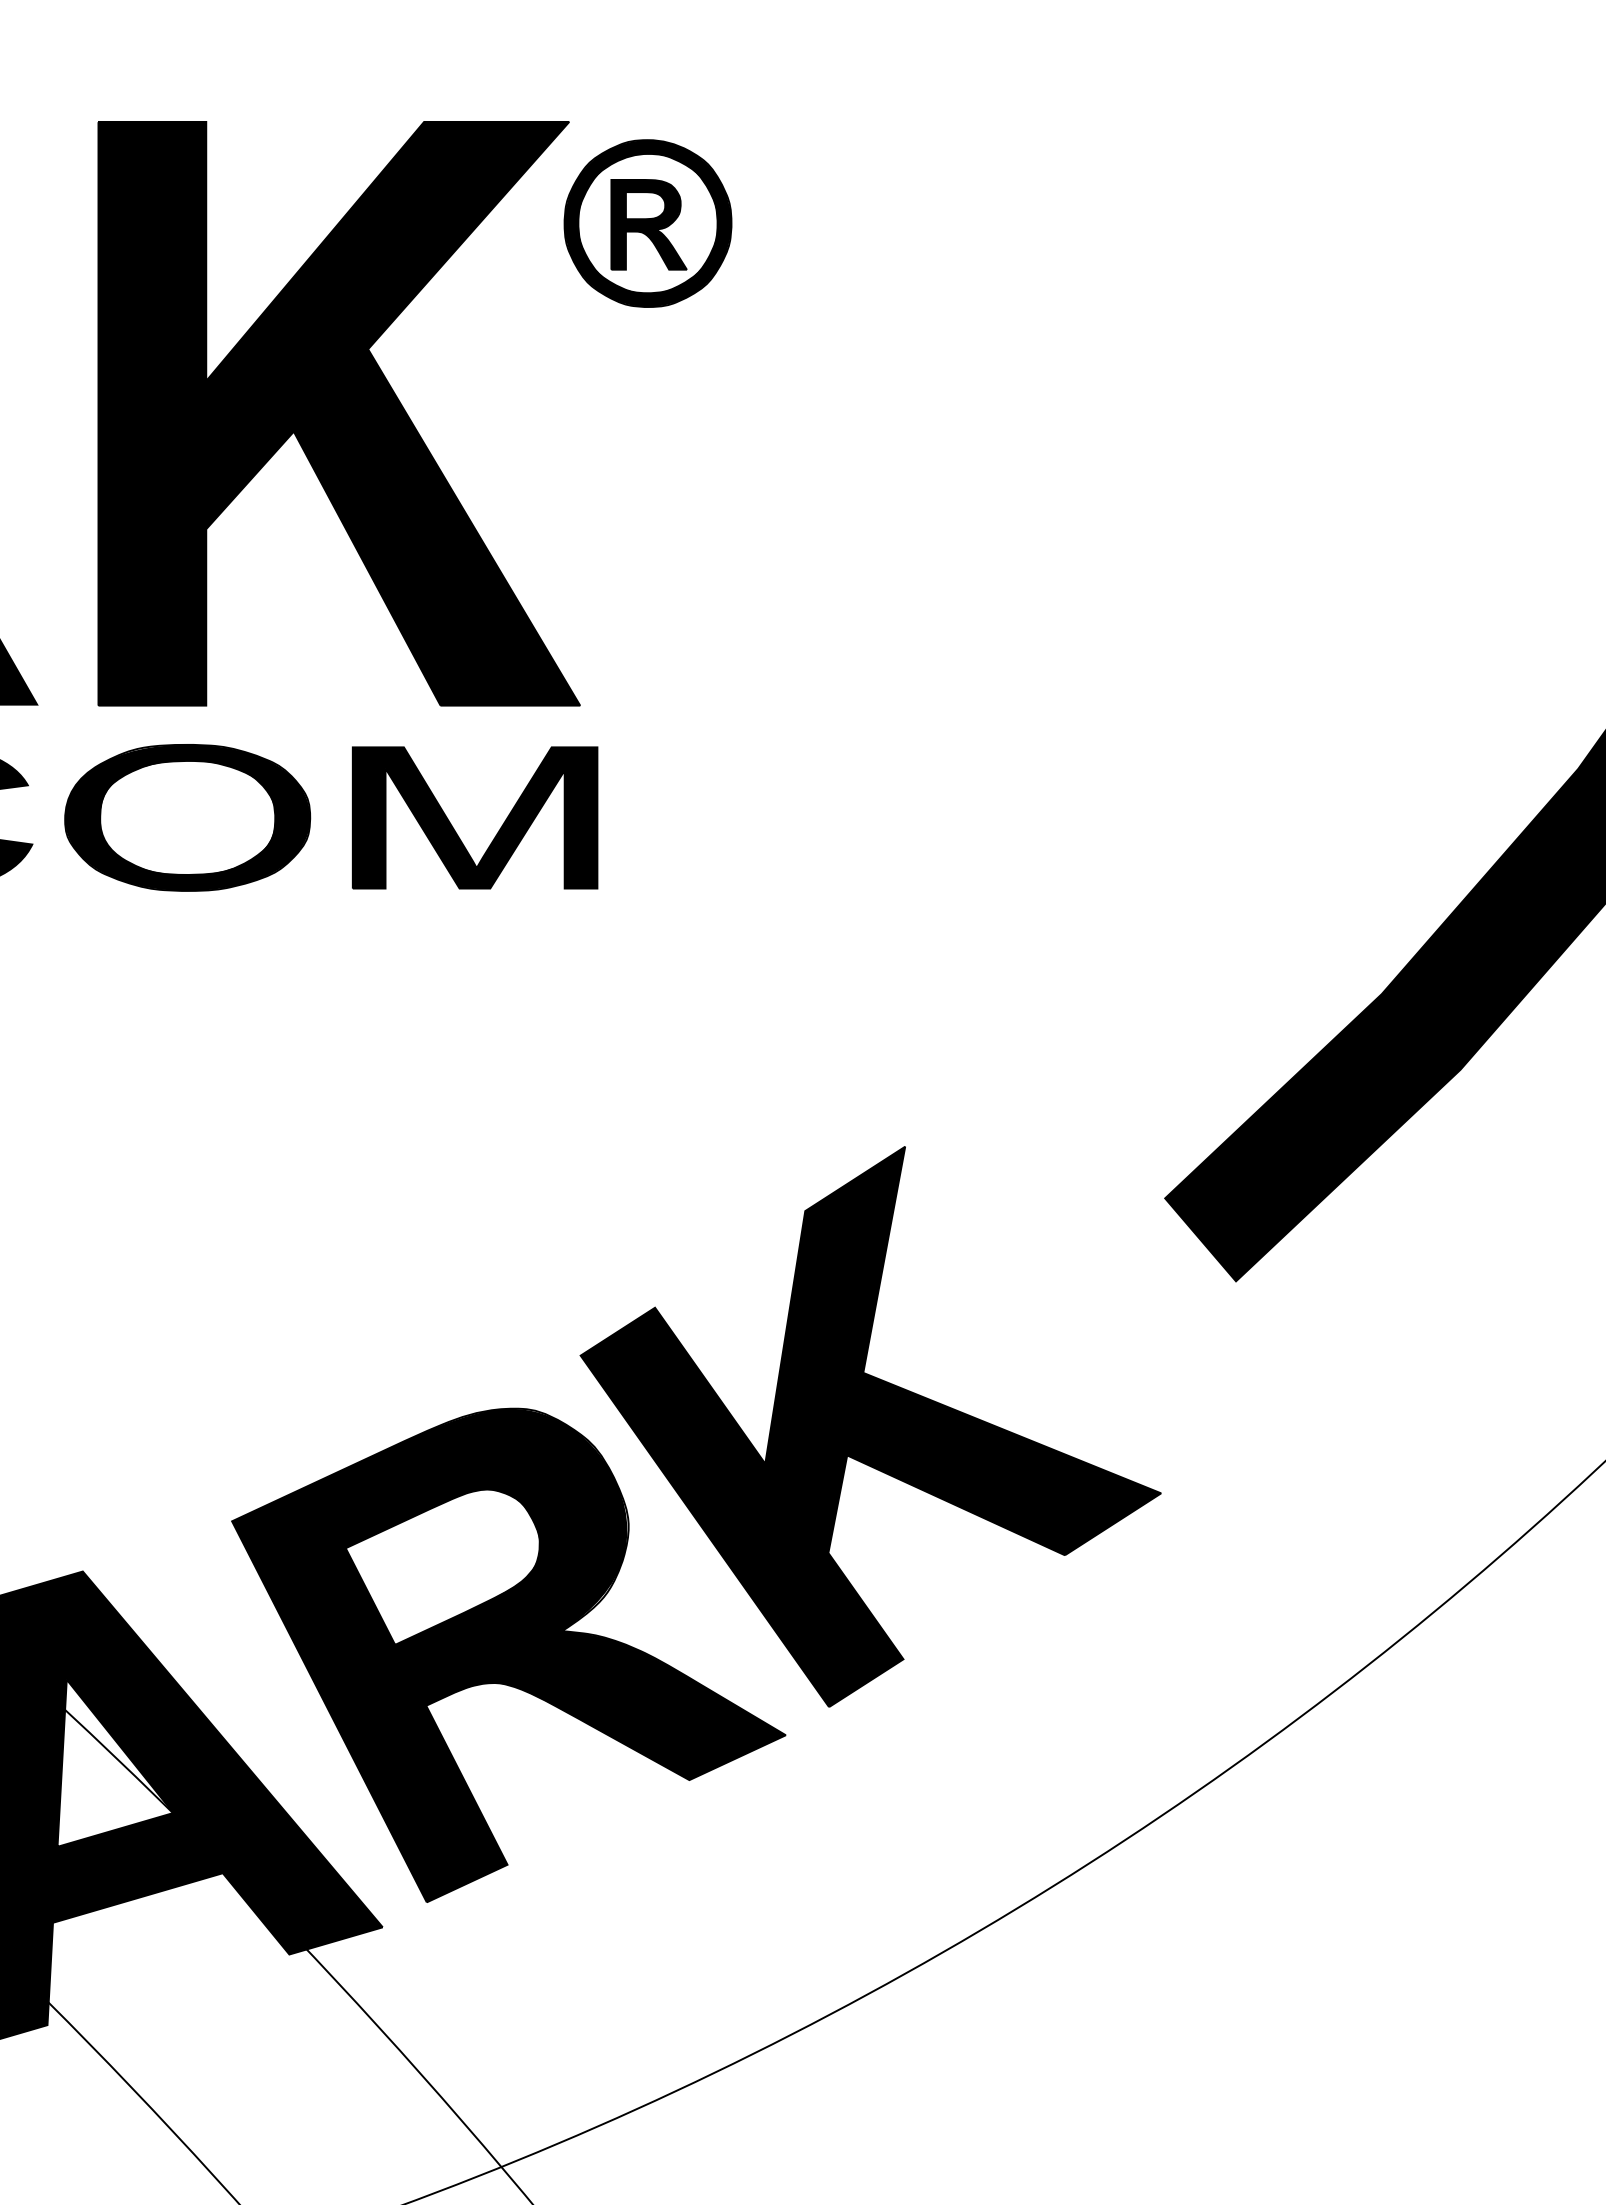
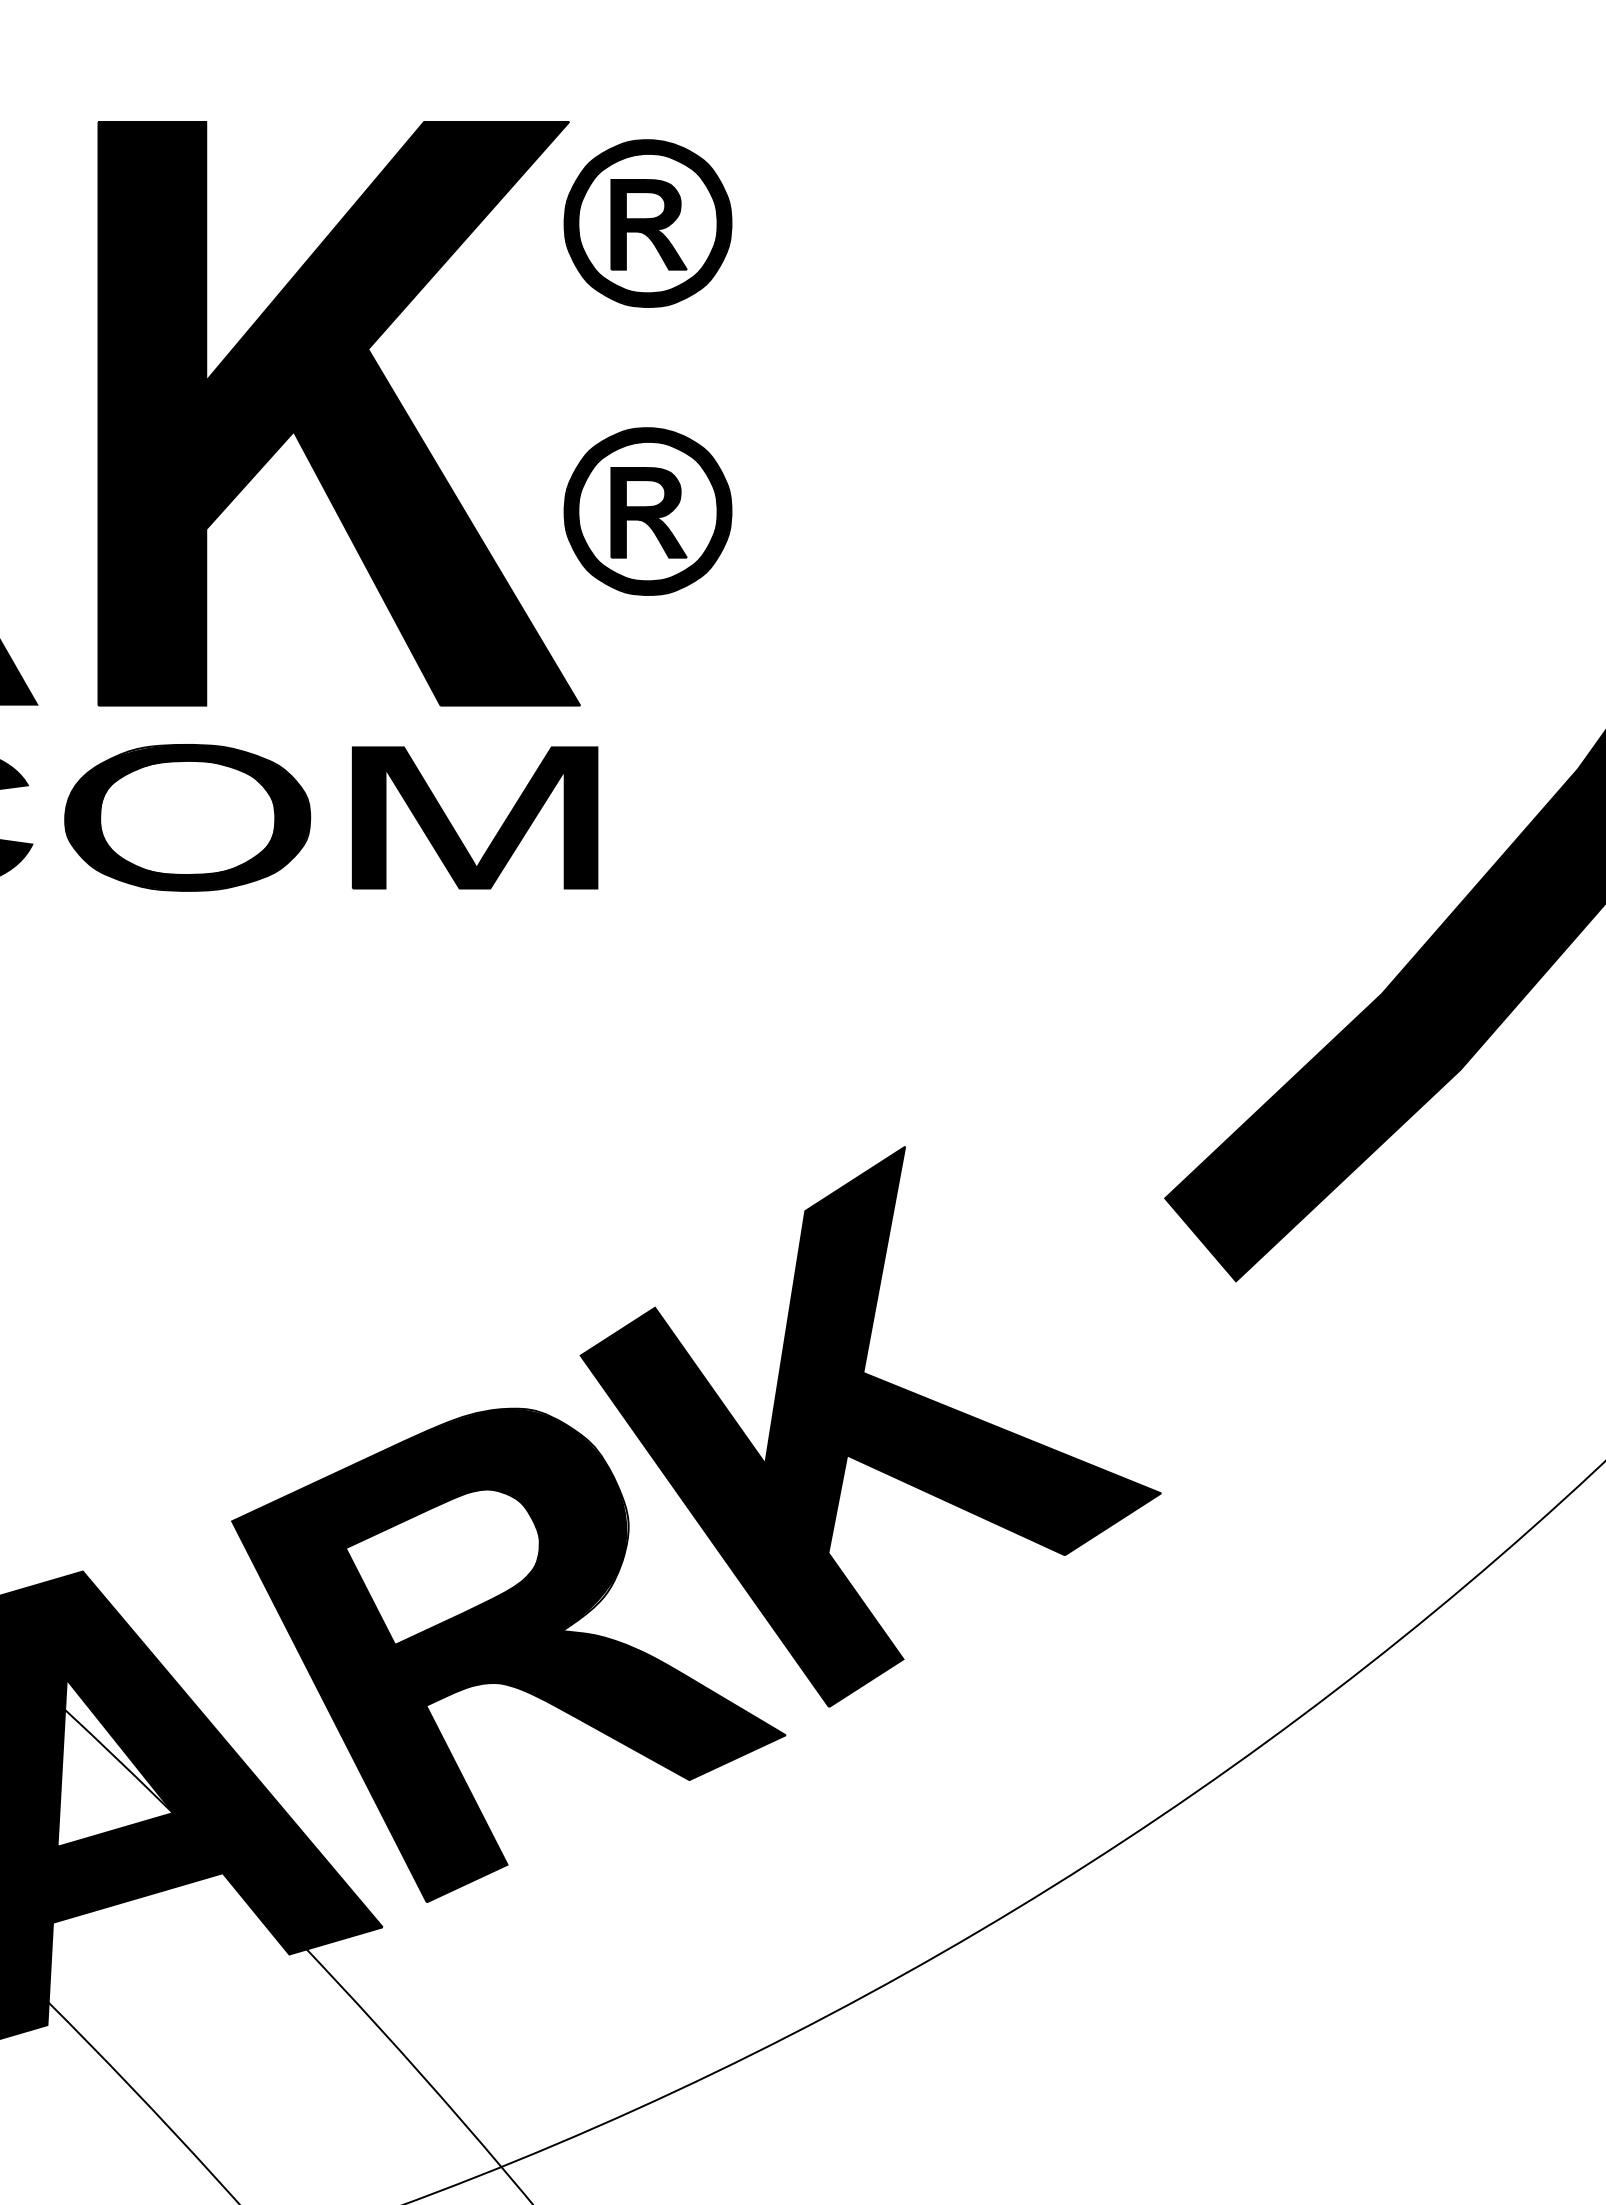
part: none -> present (647, 511)
